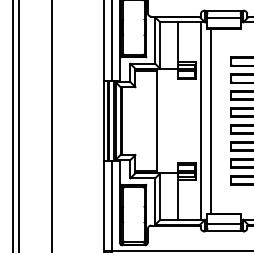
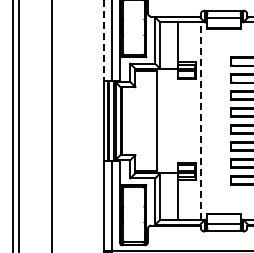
line: solid -> dashed (104, 40)
line: present -> none (210, 120)
line: solid -> dashed (200, 121)
